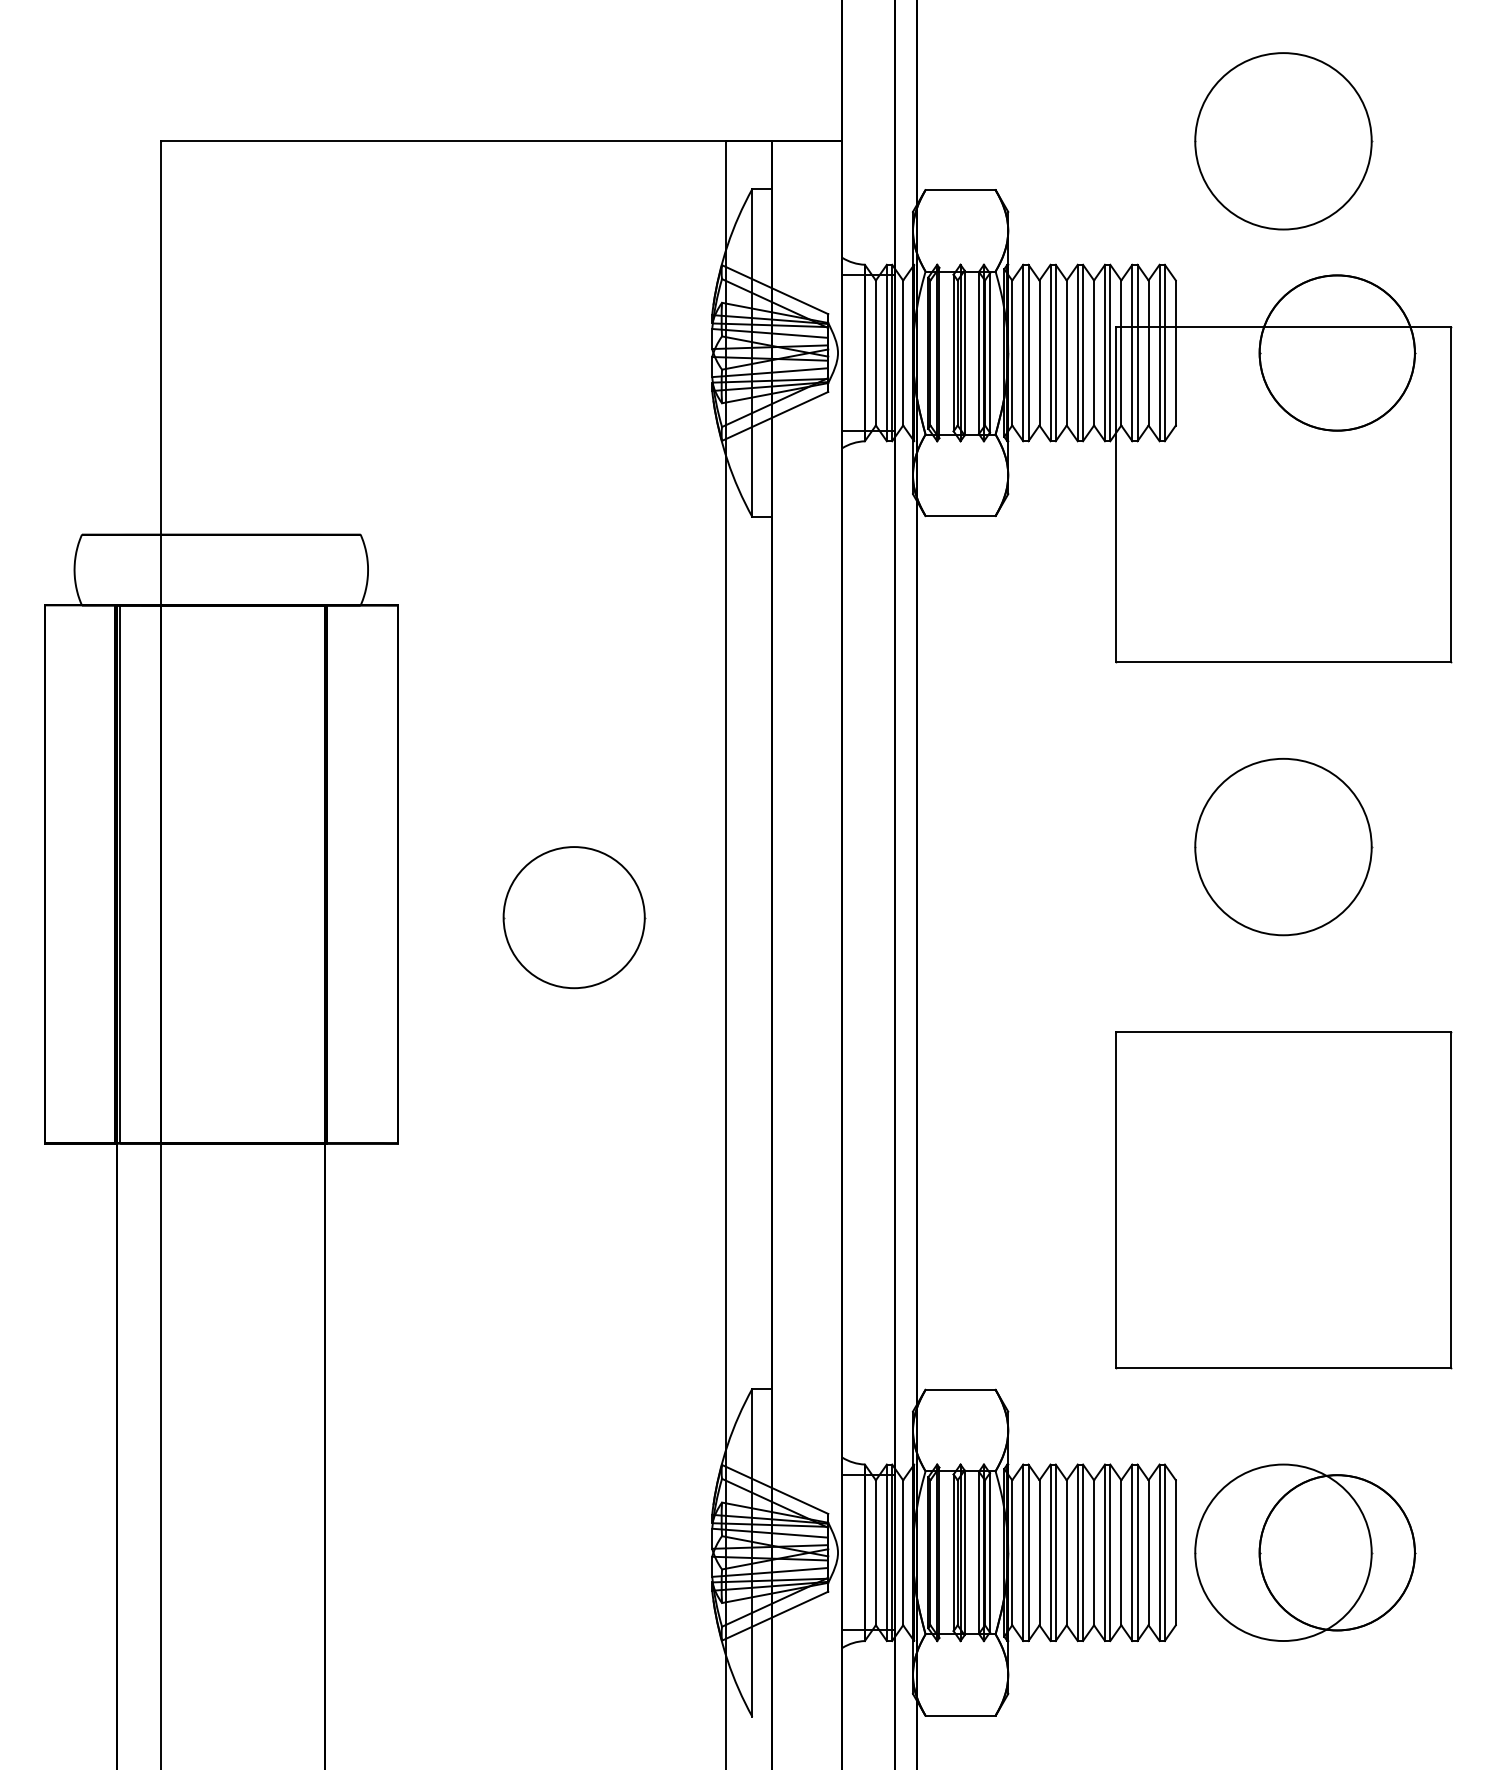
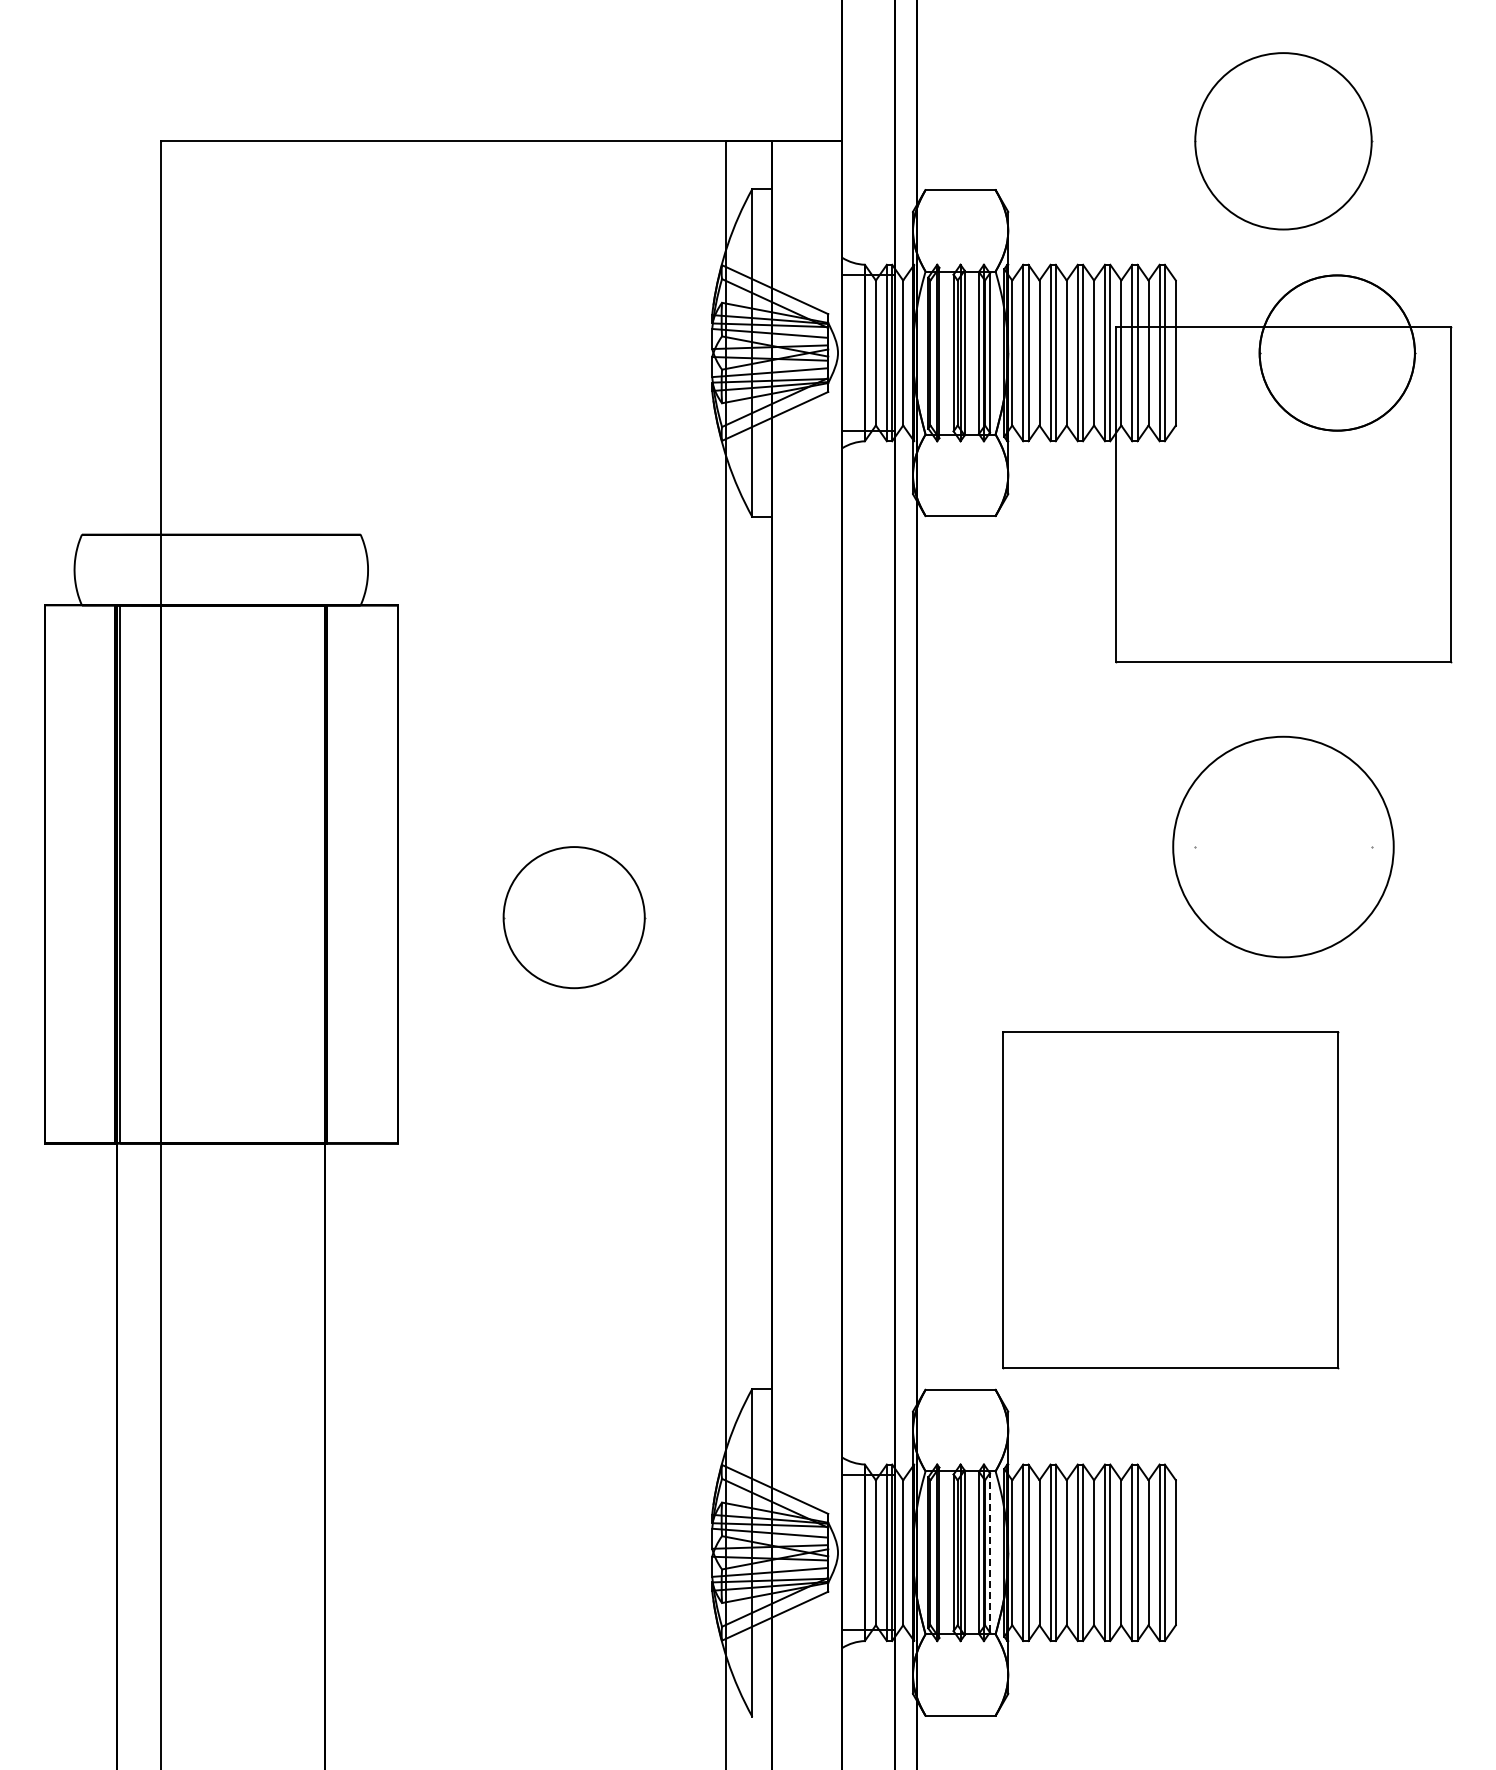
circle diameter: 176 px -> 221 px (1283, 846)
part position: (1283, 1200) -> (1170, 1200) (1170, 1200)
line: solid -> dashed (989, 1552)
part: present -> none (1305, 1552)
